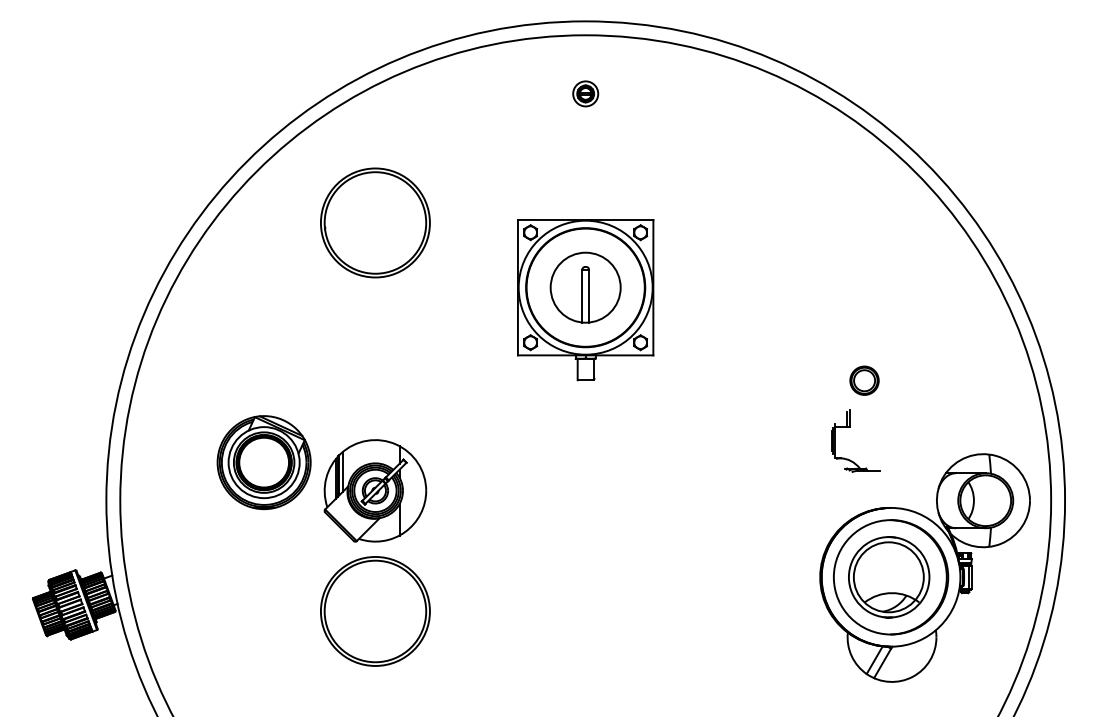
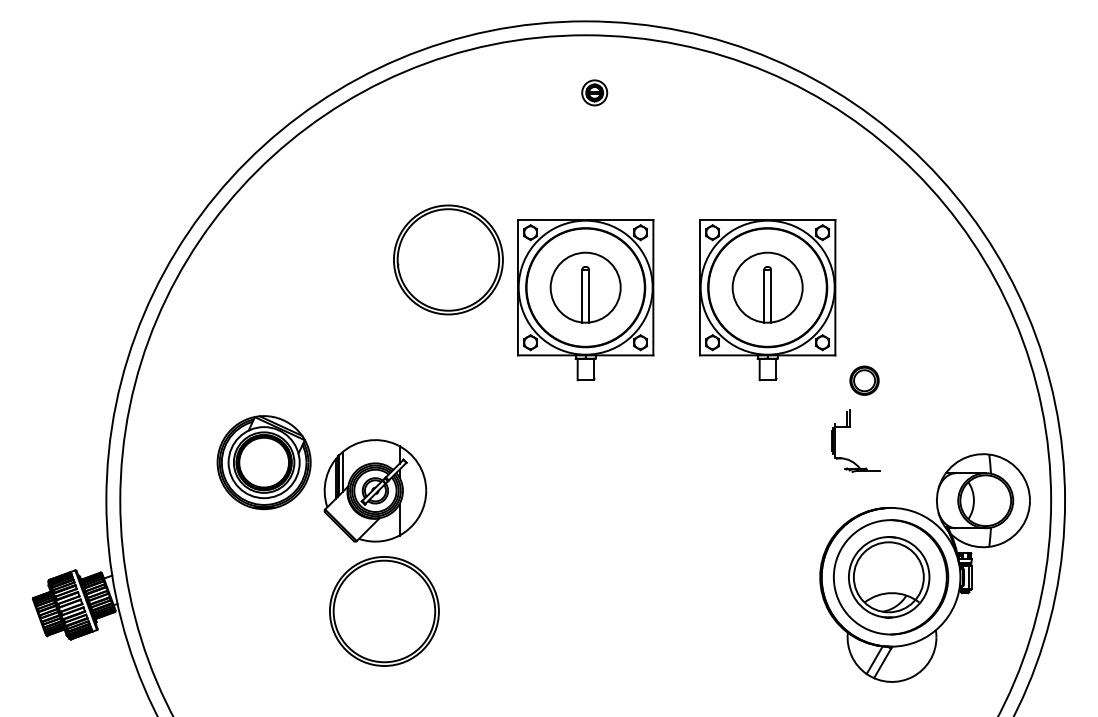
part position: (585, 93) -> (594, 92) (594, 92)
part position: (375, 222) -> (448, 259) (448, 259)
part: none -> present (767, 300)
part position: (375, 611) -> (384, 611) (384, 611)
